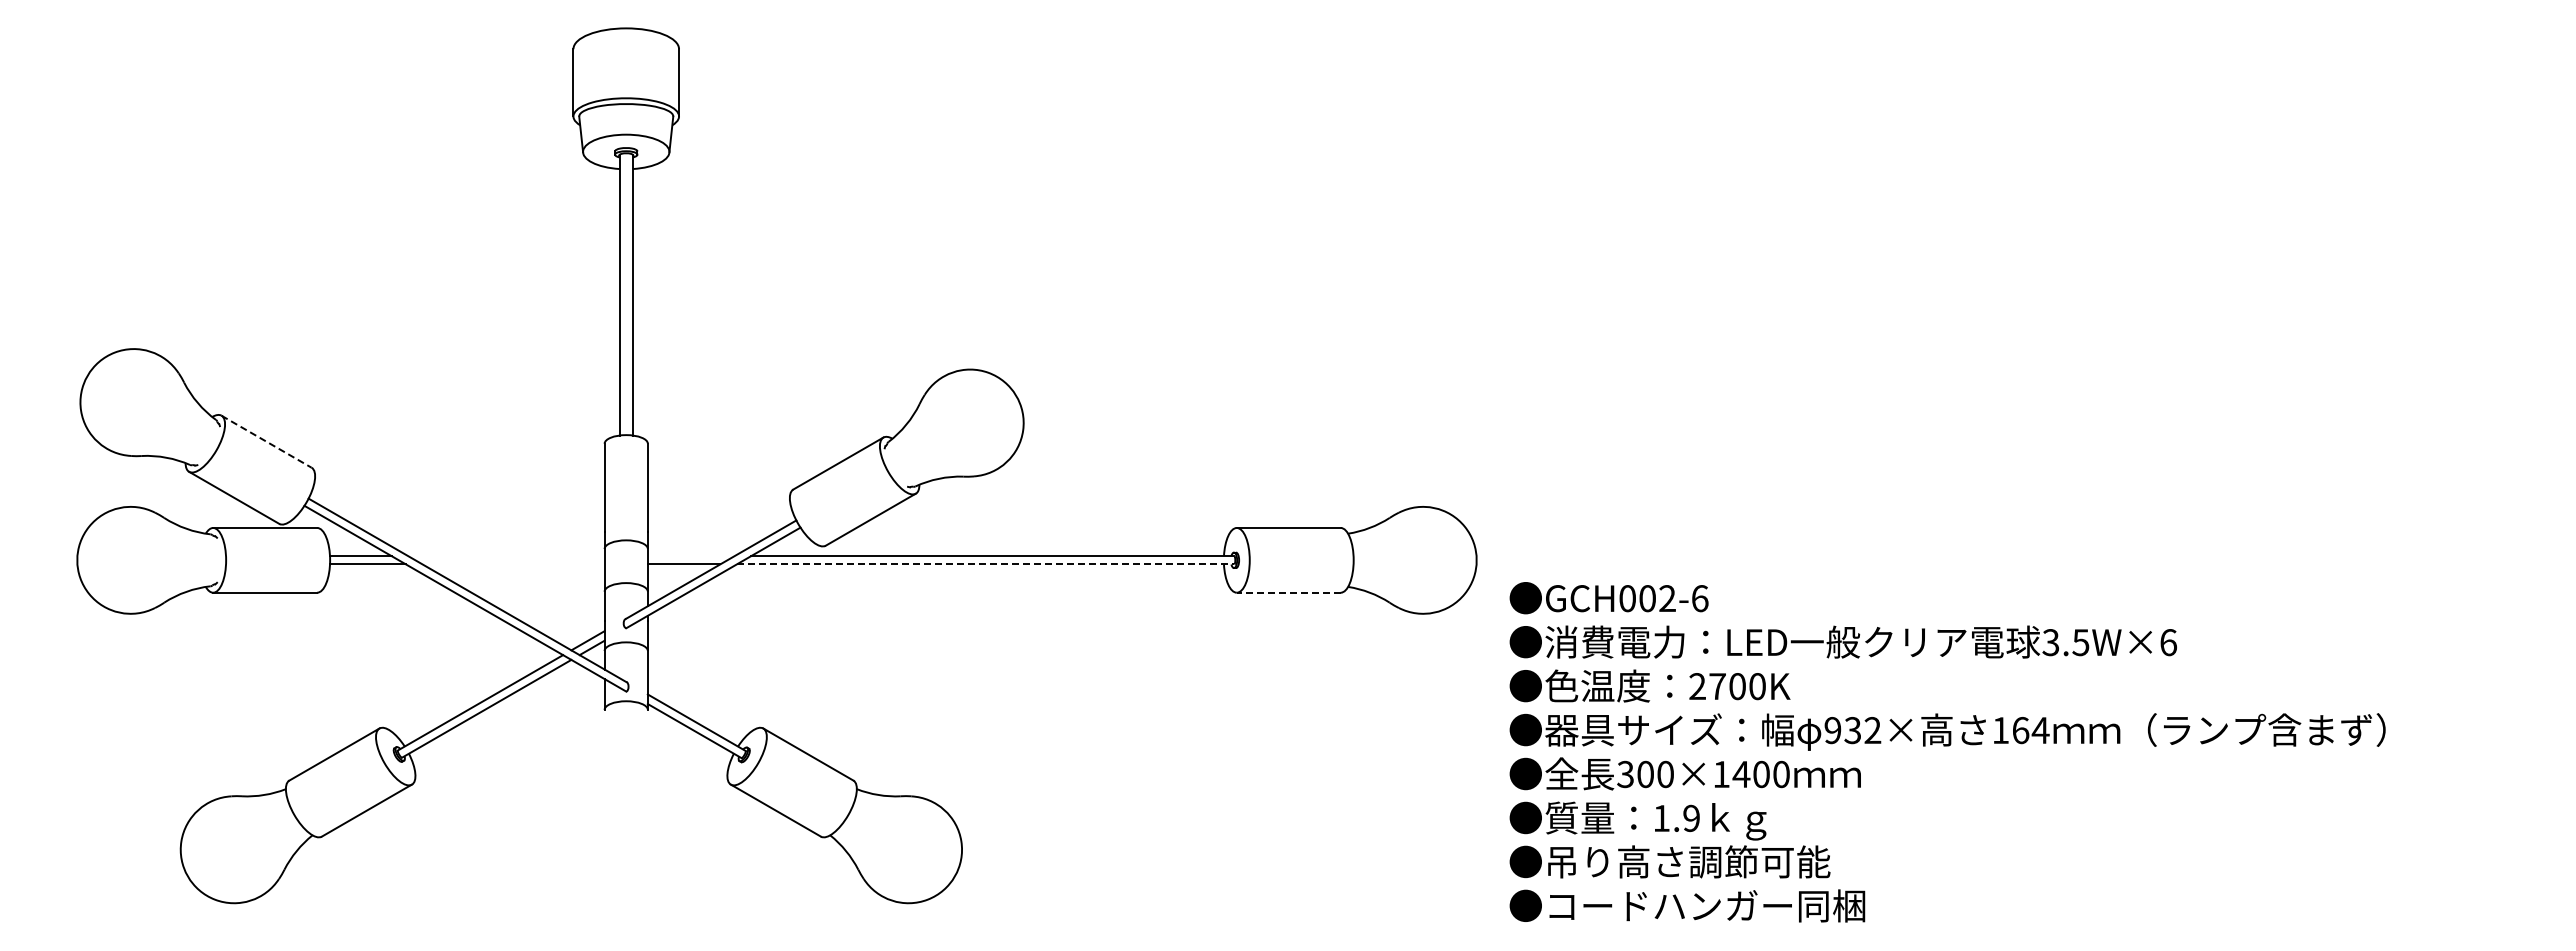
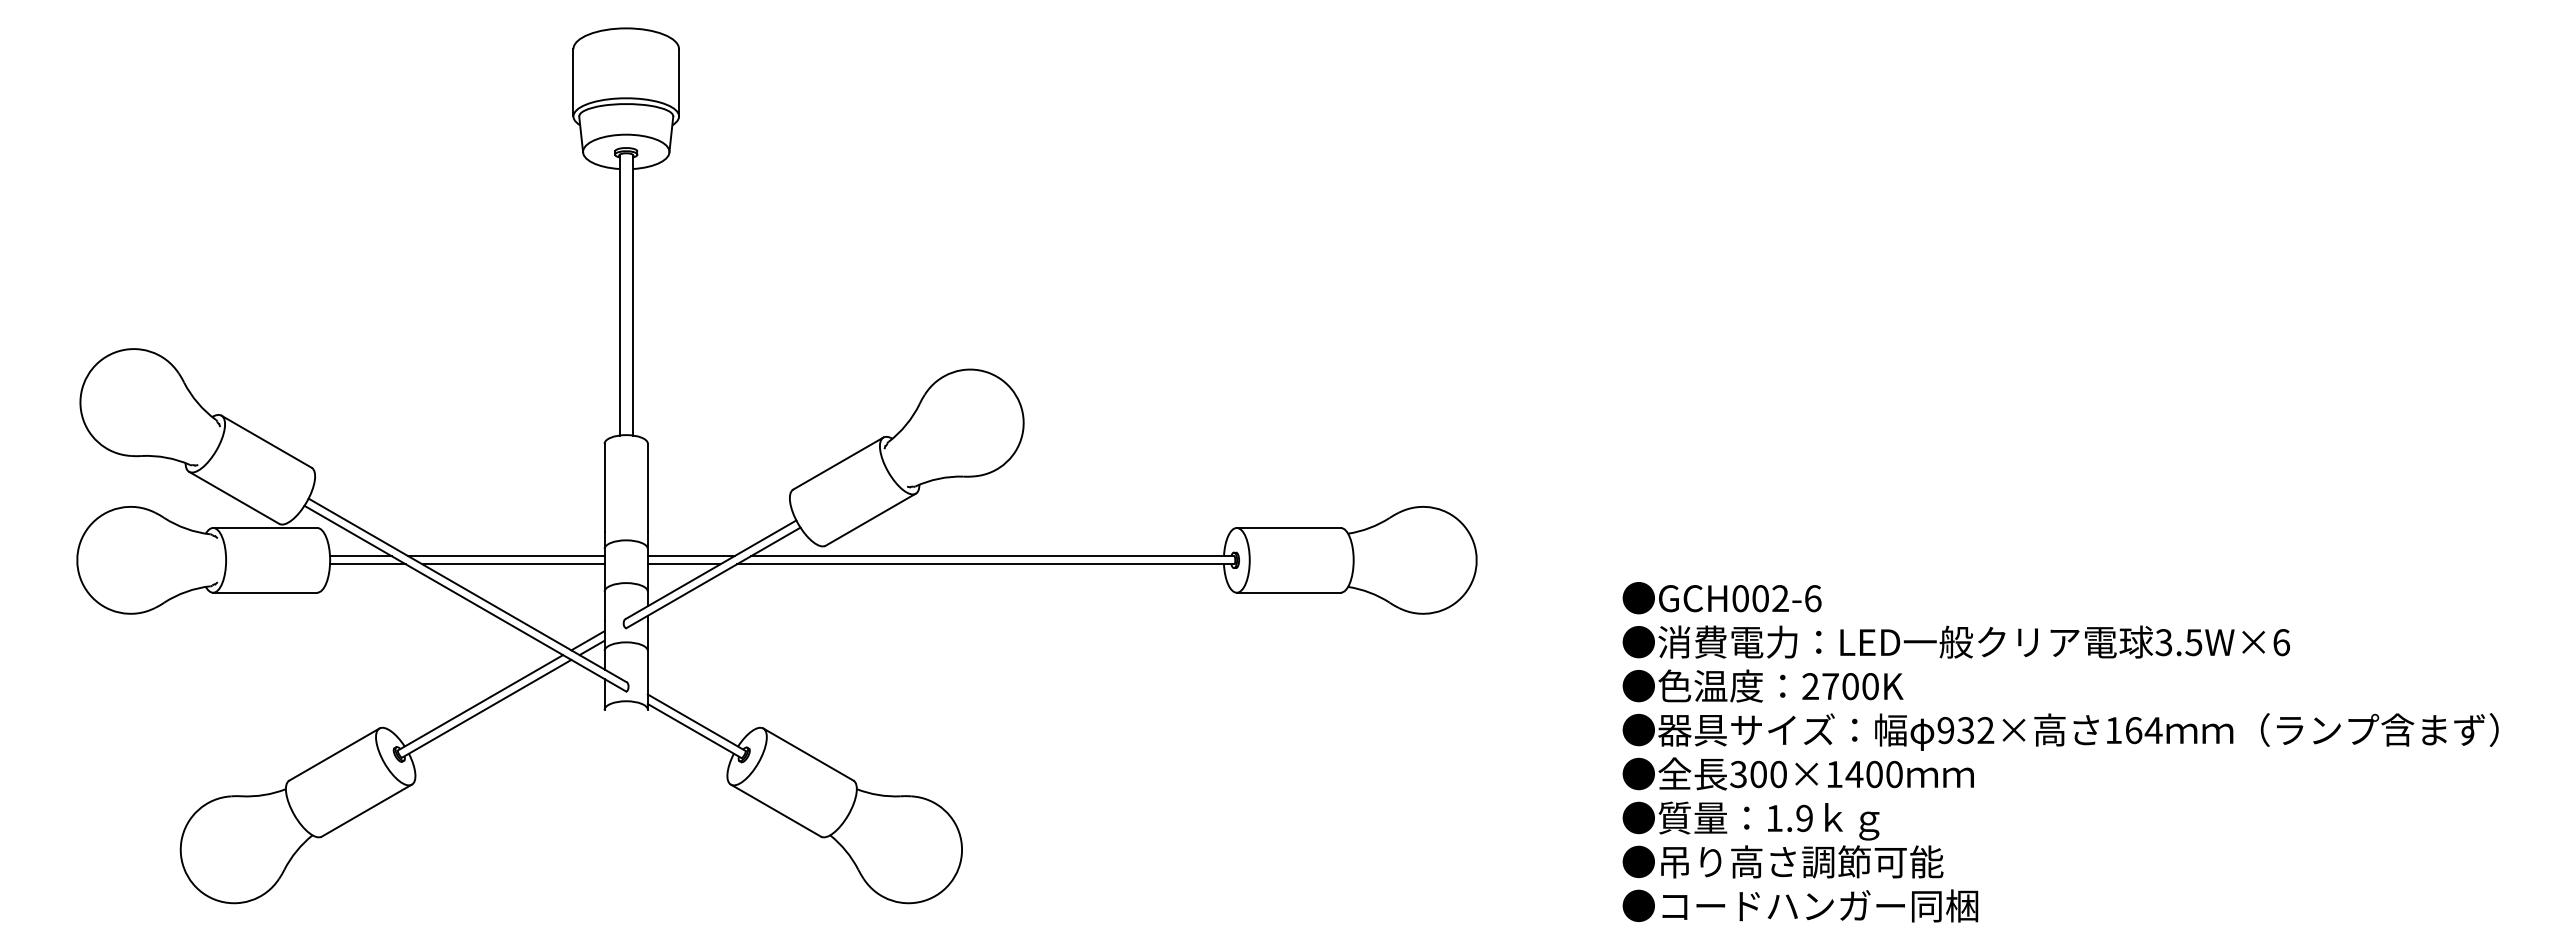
line: dashed -> solid (266, 441)
line: none -> present (506, 556)
line: none -> present (690, 556)
line: none -> present (513, 564)
line: dashed -> solid (985, 564)
line: dashed -> solid (1288, 592)
text position: (1947, 752) -> (2060, 752) (2060, 752)
